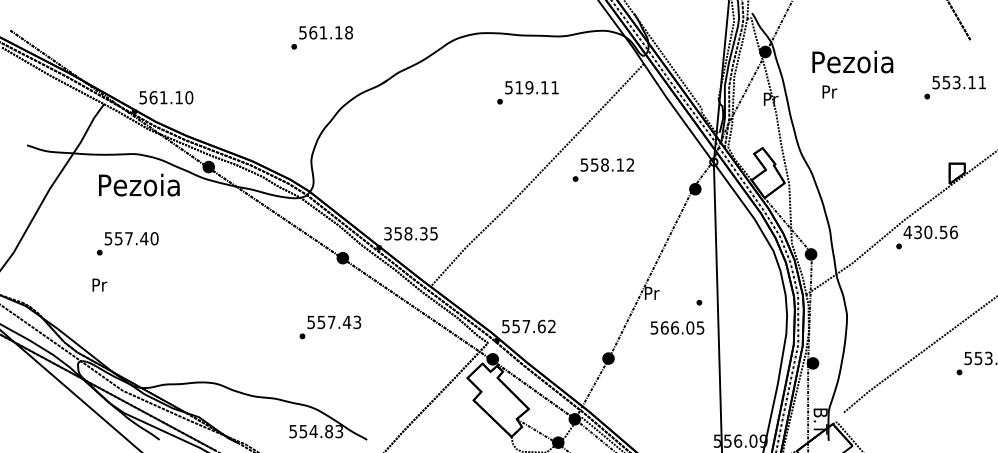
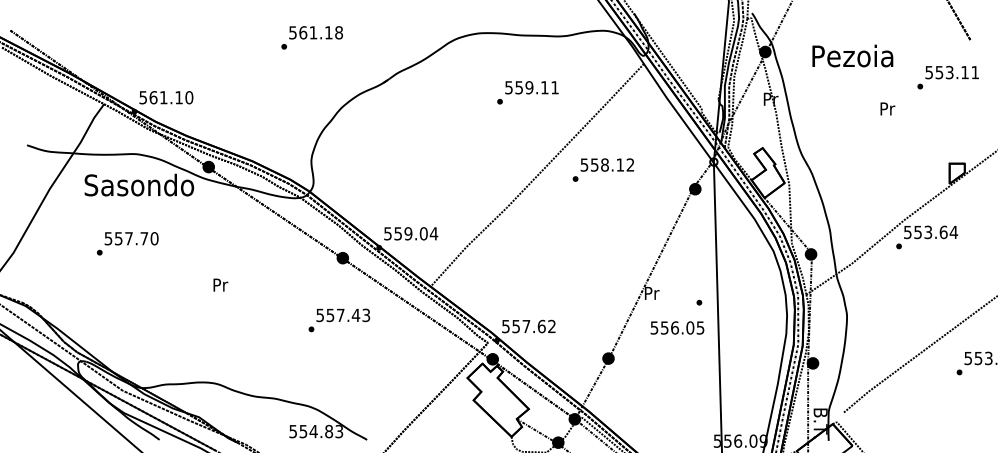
text position: (321, 37) -> (311, 37) (311, 37)
text position: (852, 61) -> (852, 55) (852, 55)
text: 519.11 -> 559.11 (518, 87)
text position: (954, 87) -> (947, 77) (947, 77)
text position: (829, 91) -> (887, 108) (887, 108)
text: Pezoia -> Sasondo (139, 184)
text: 430.56 -> 553.64 (930, 232)
text: 358.35 -> 559.04 (411, 233)
text: 557.40 -> 557.70 (144, 238)
text position: (99, 284) -> (220, 284) (220, 284)
text position: (330, 327) -> (339, 320) (339, 320)
text: 566.05 -> 556.05 (664, 327)
